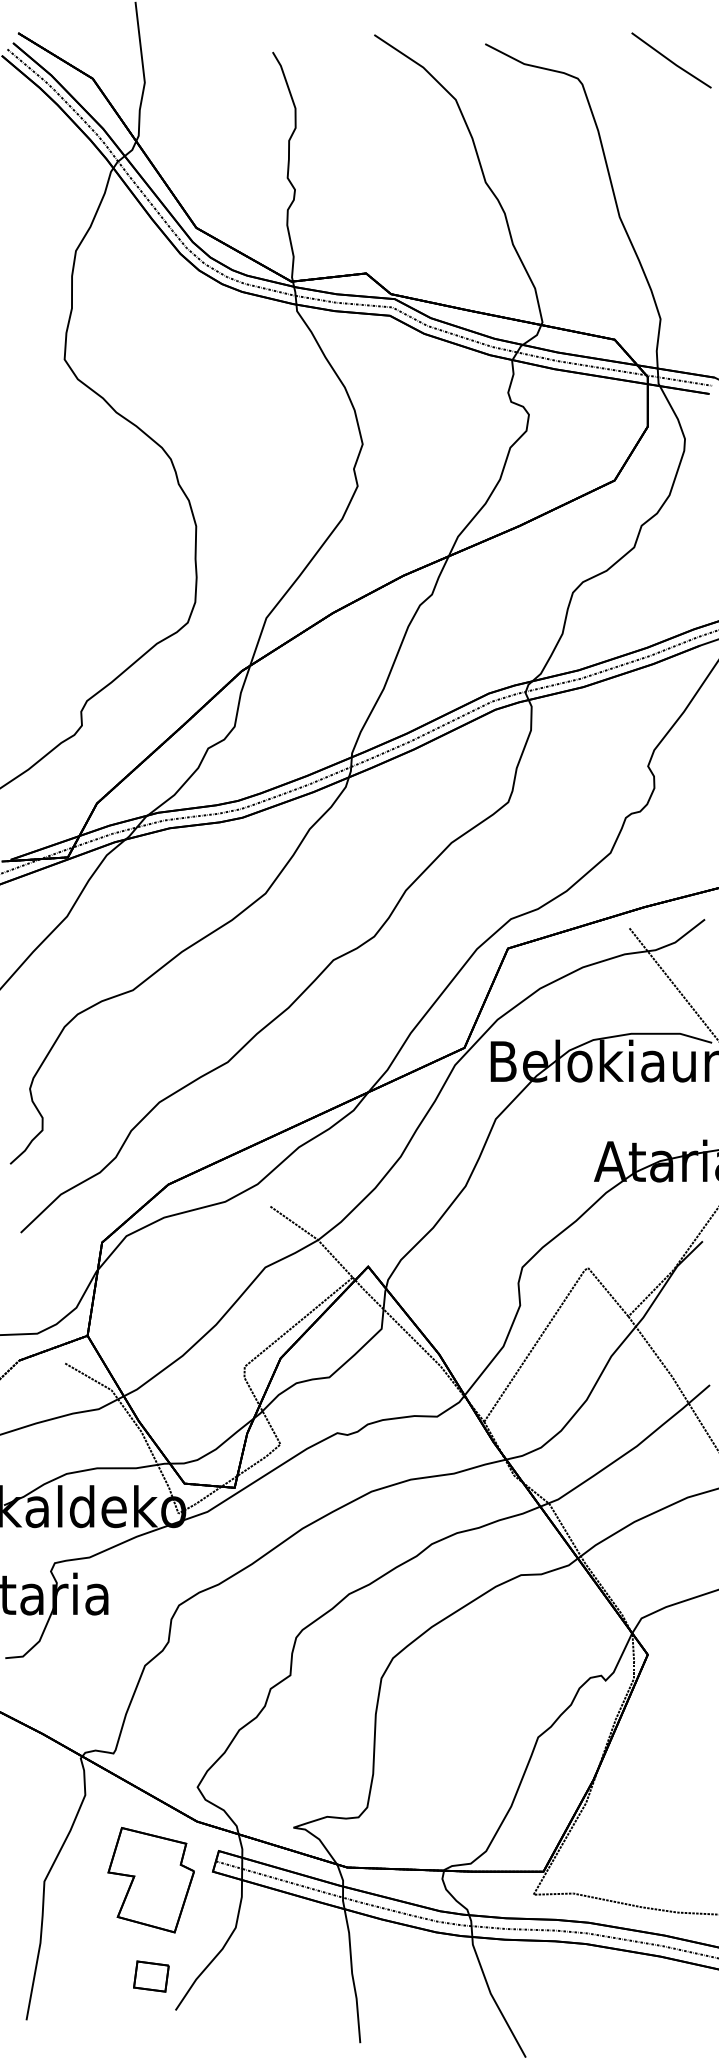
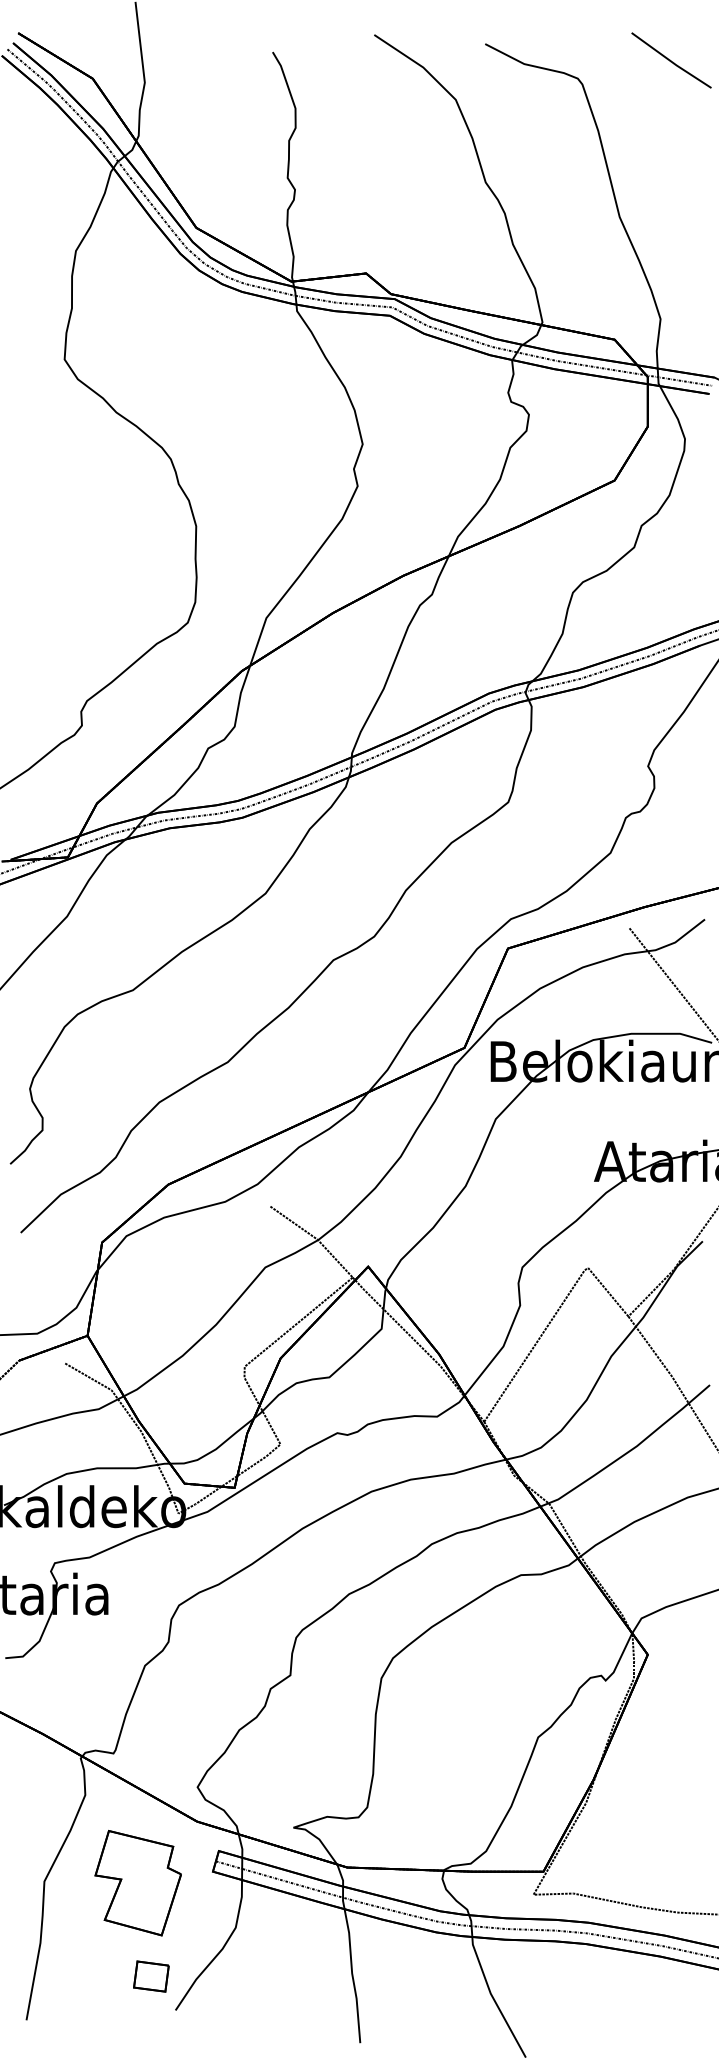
part position: (150, 1880) -> (137, 1883) (137, 1883)
